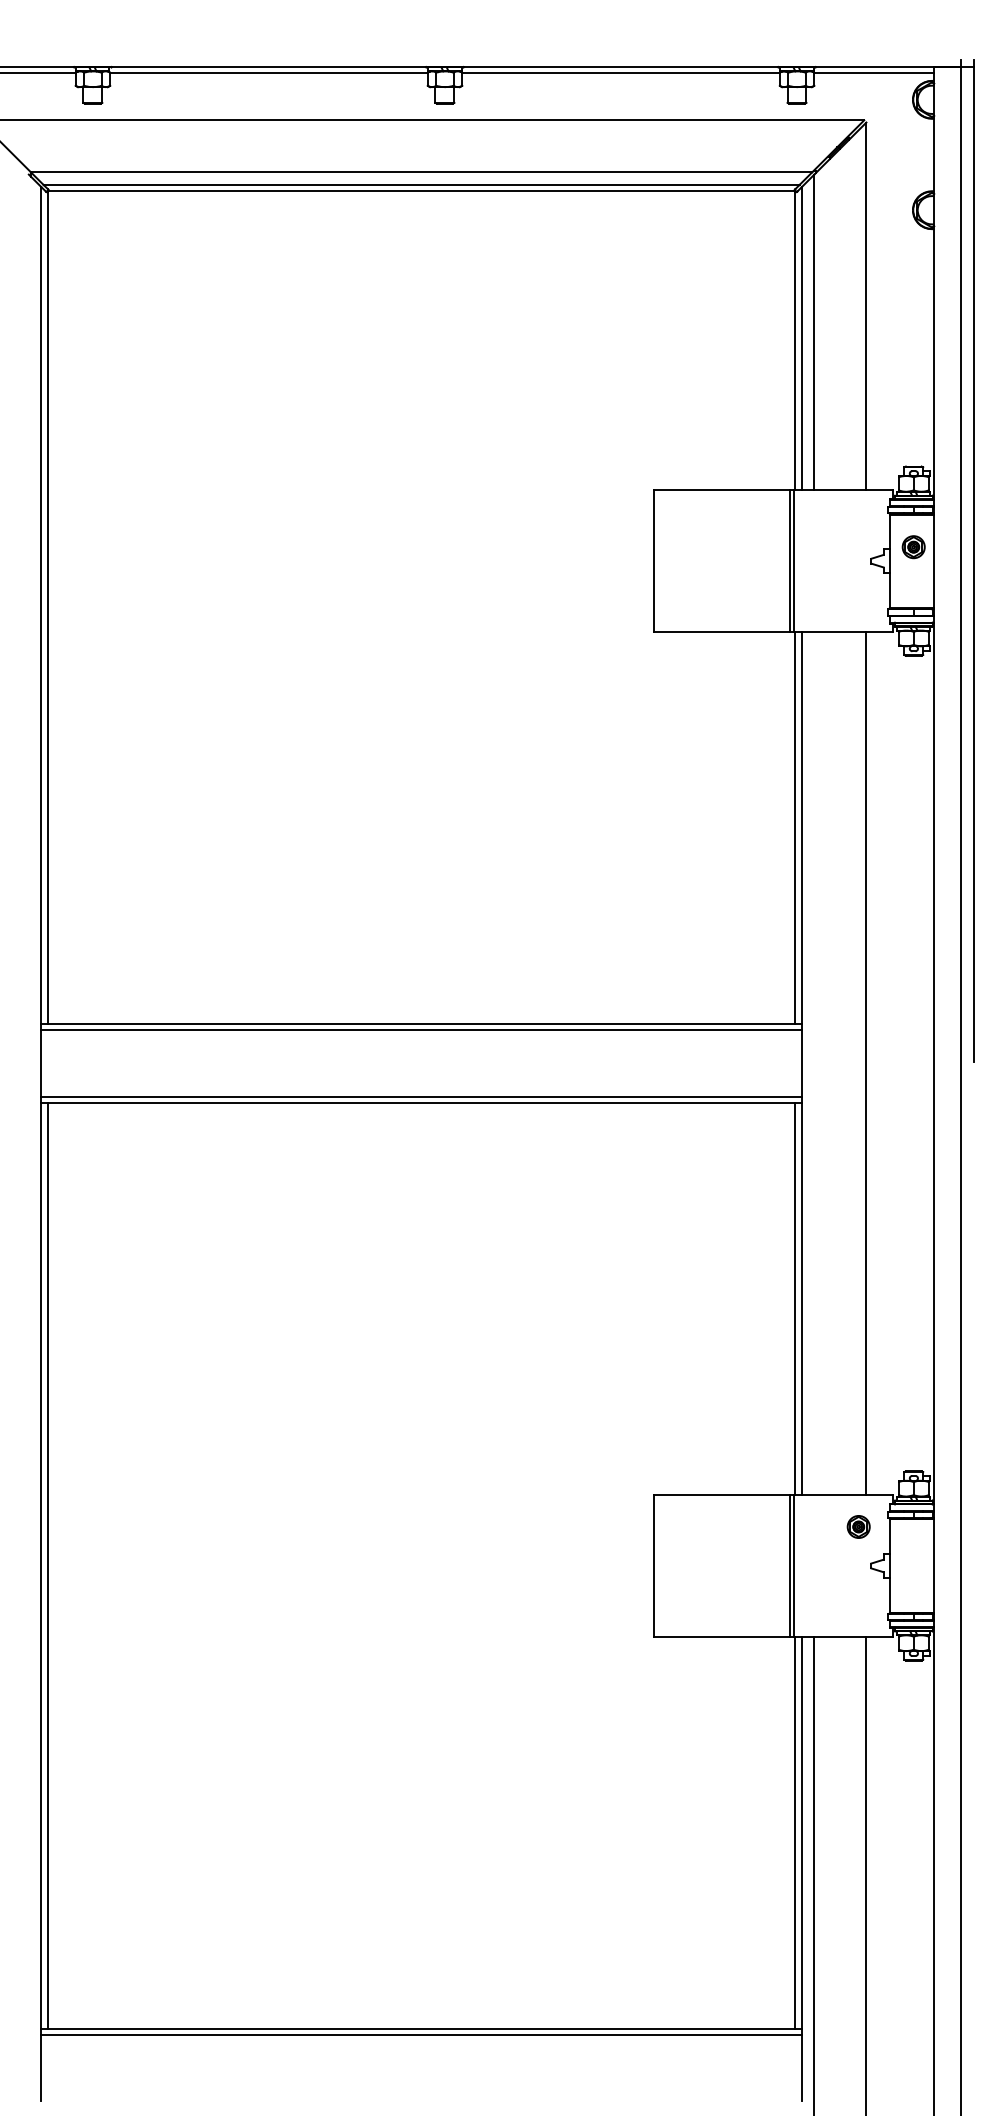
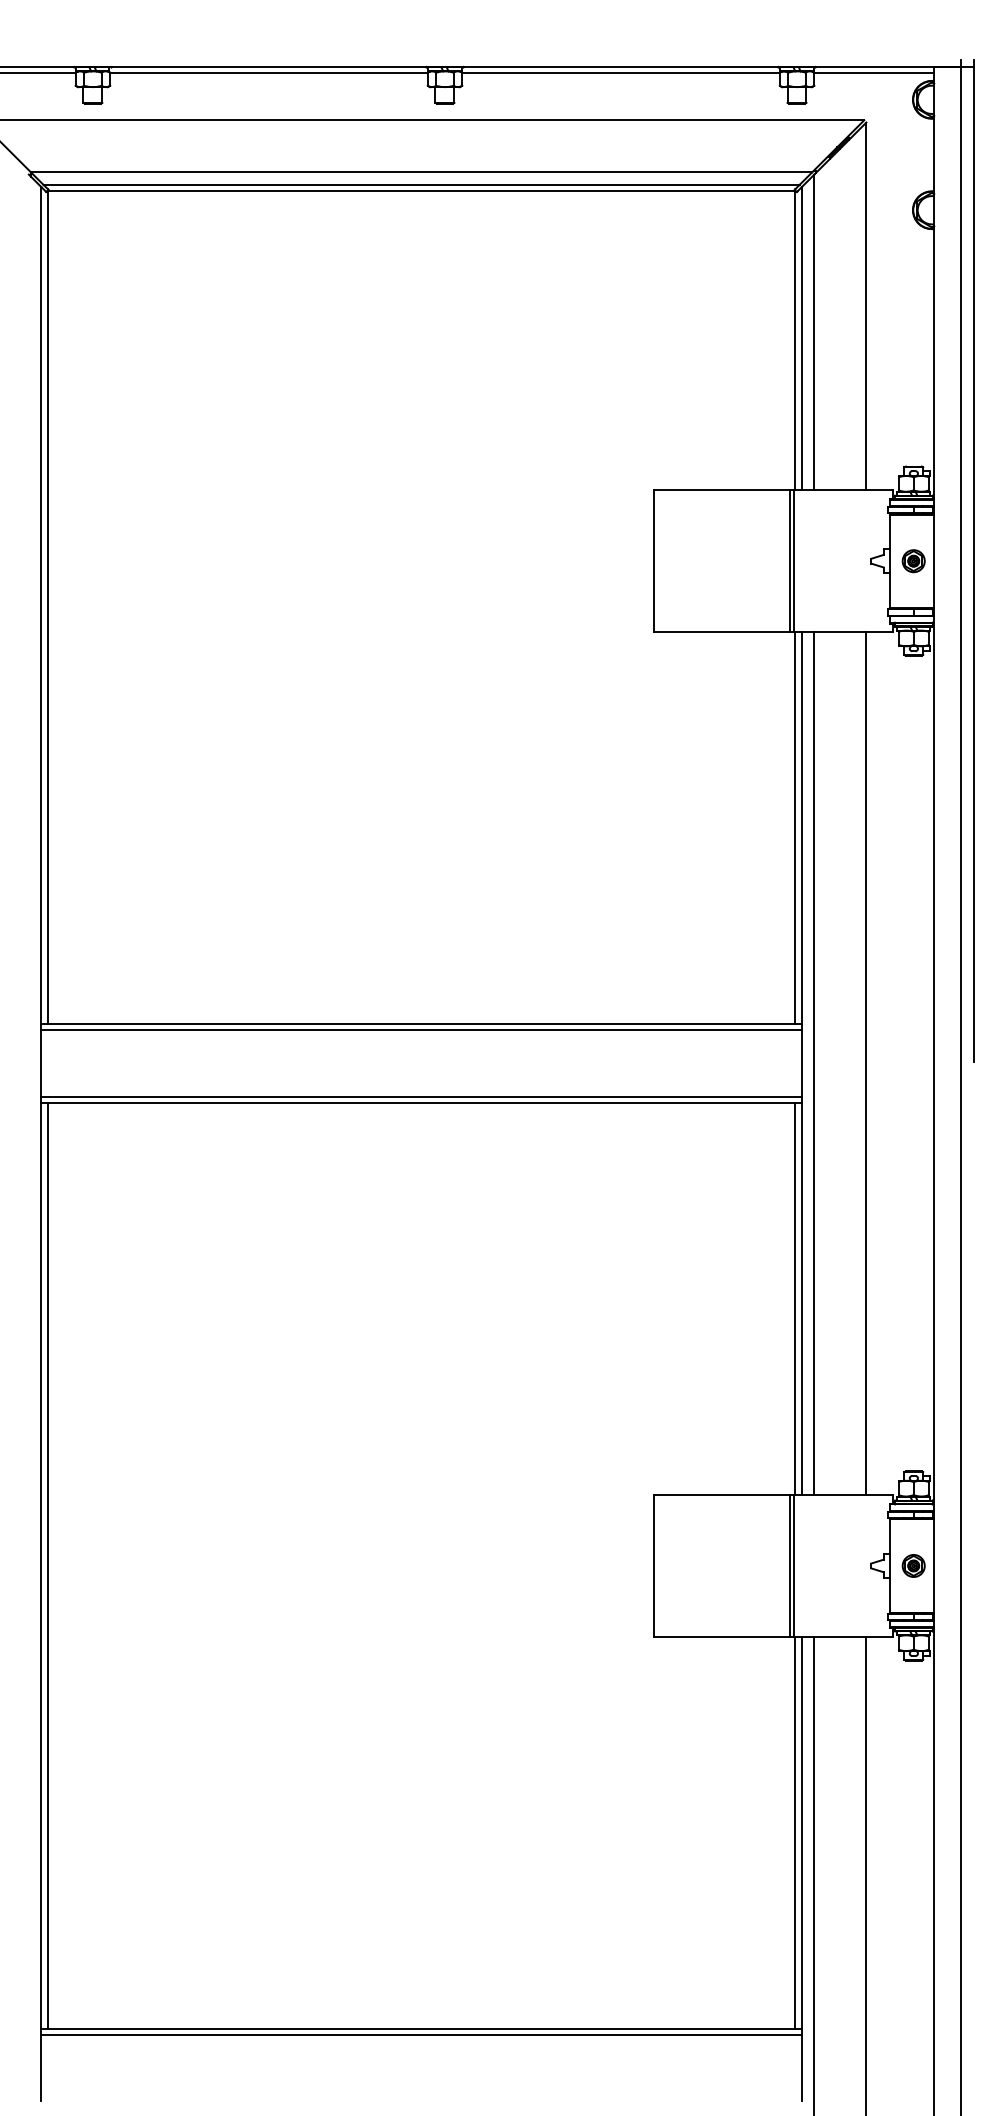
part position: (913, 547) -> (913, 561) (913, 561)
line: none -> present (814, 1063)
part position: (858, 1526) -> (913, 1565) (913, 1565)
